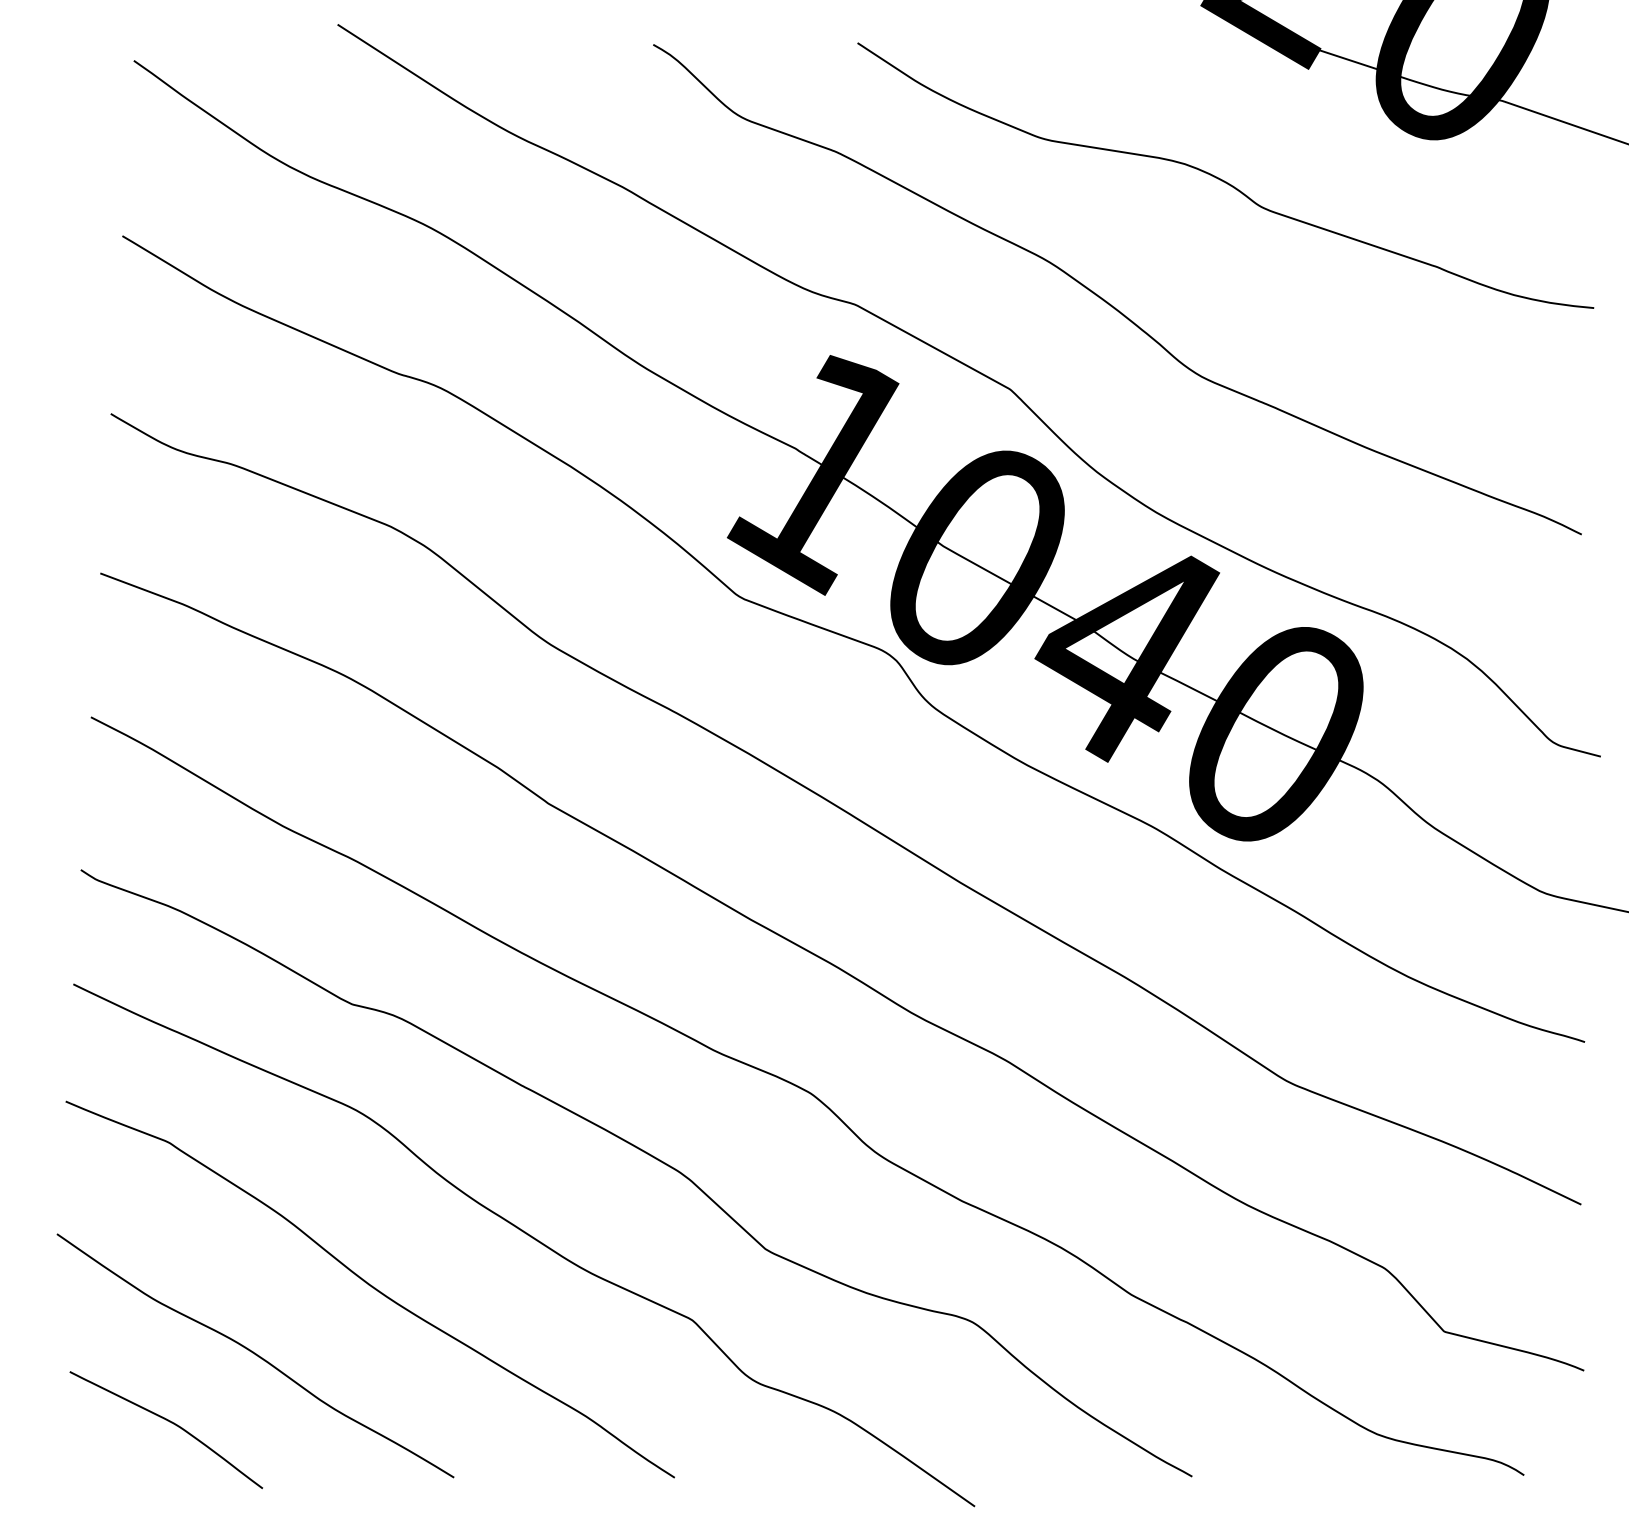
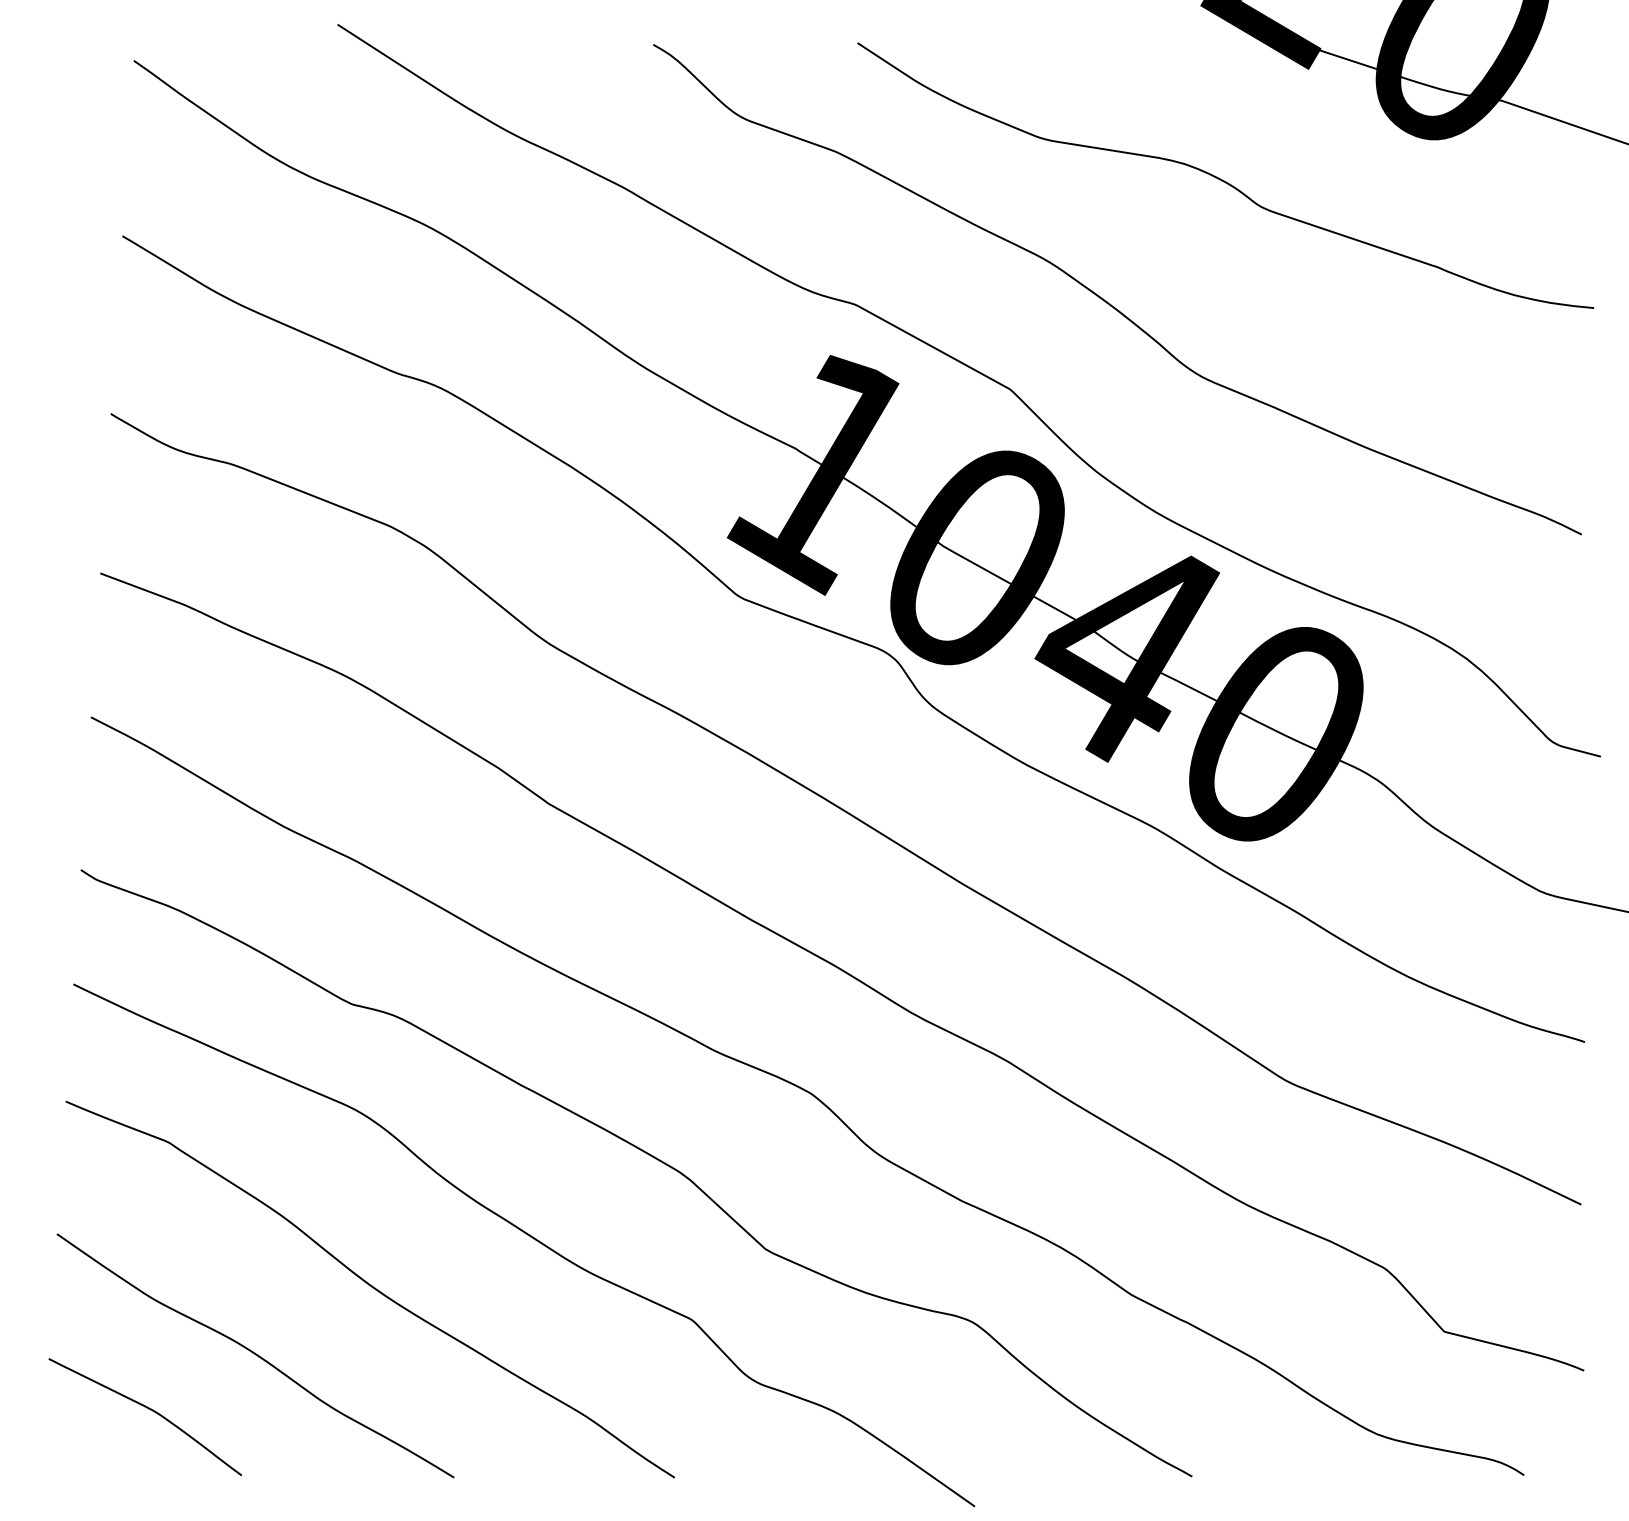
curve position: (169, 1422) -> (148, 1409) (148, 1409)
